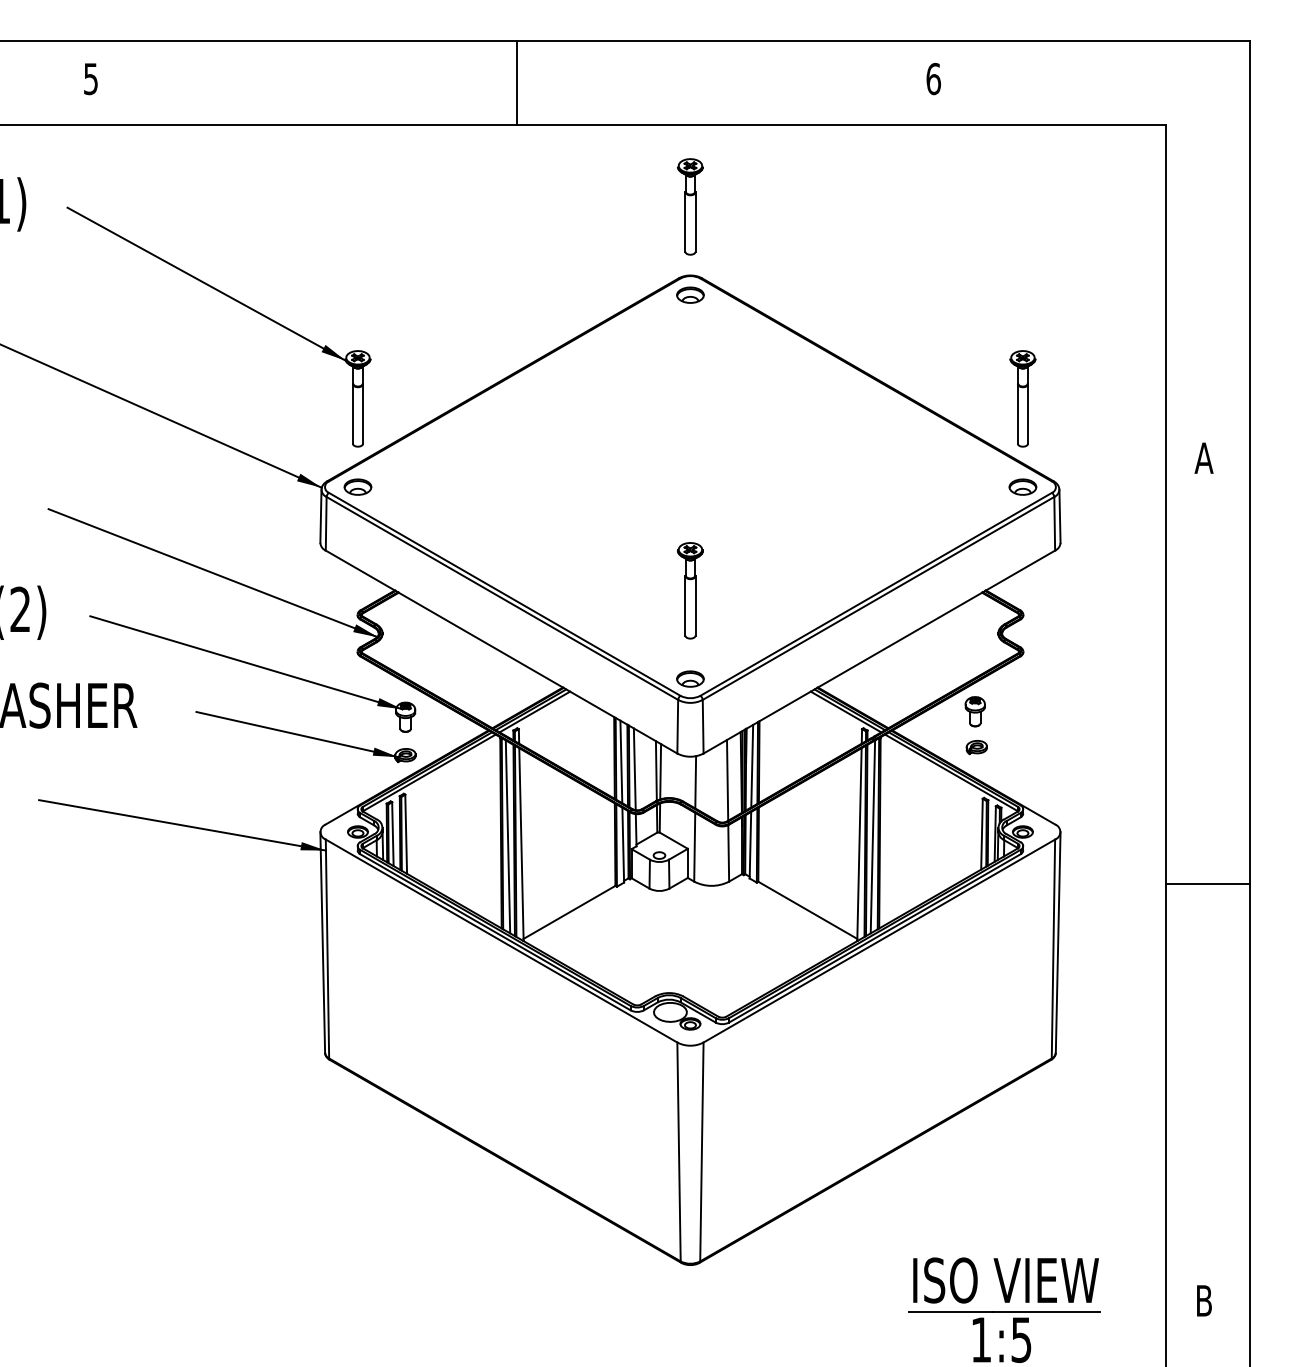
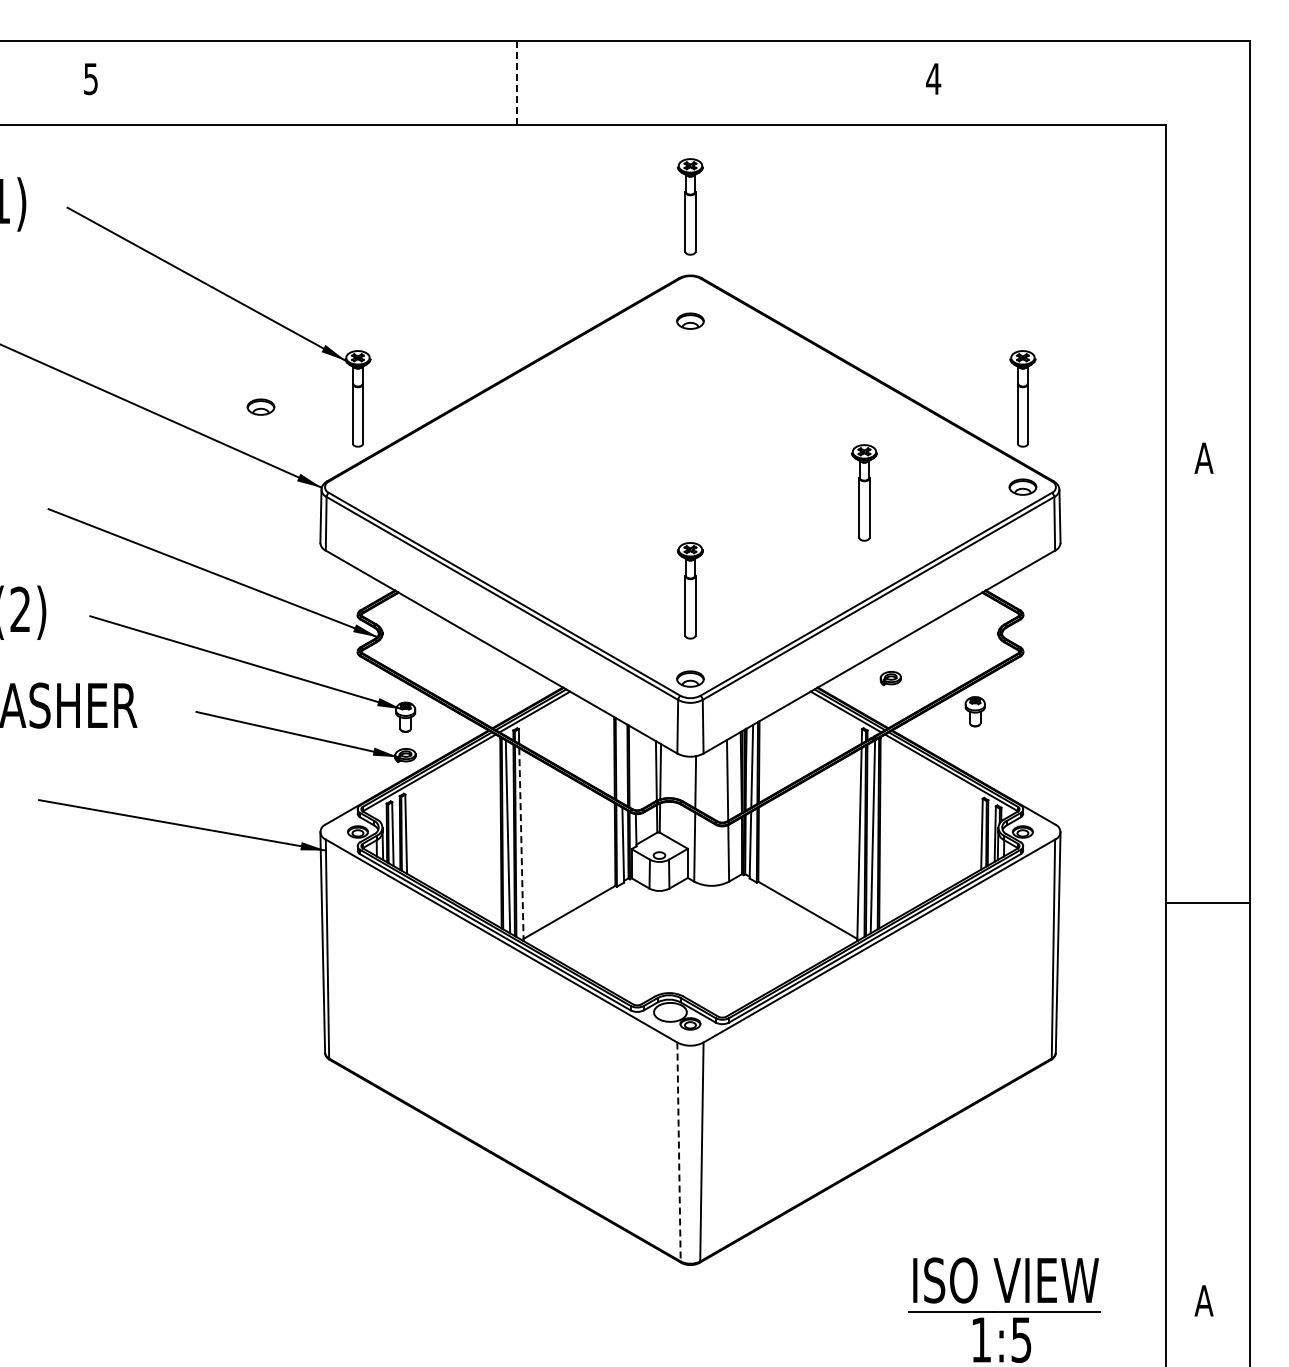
text: 6 -> 4 (933, 78)
line: solid -> dashed (517, 82)
part position: (690, 294) -> (690, 320) (690, 320)
part position: (357, 486) -> (260, 406) (260, 406)
part: none -> present (864, 492)
part position: (976, 747) -> (890, 678) (890, 678)
line: present -> none (621, 761)
line: present -> none (634, 769)
line: solid -> dashed (521, 844)
line position: (1208, 883) -> (1208, 902) (1208, 902)
line: solid -> dashed (679, 1152)
text: B -> A (1203, 1300)
